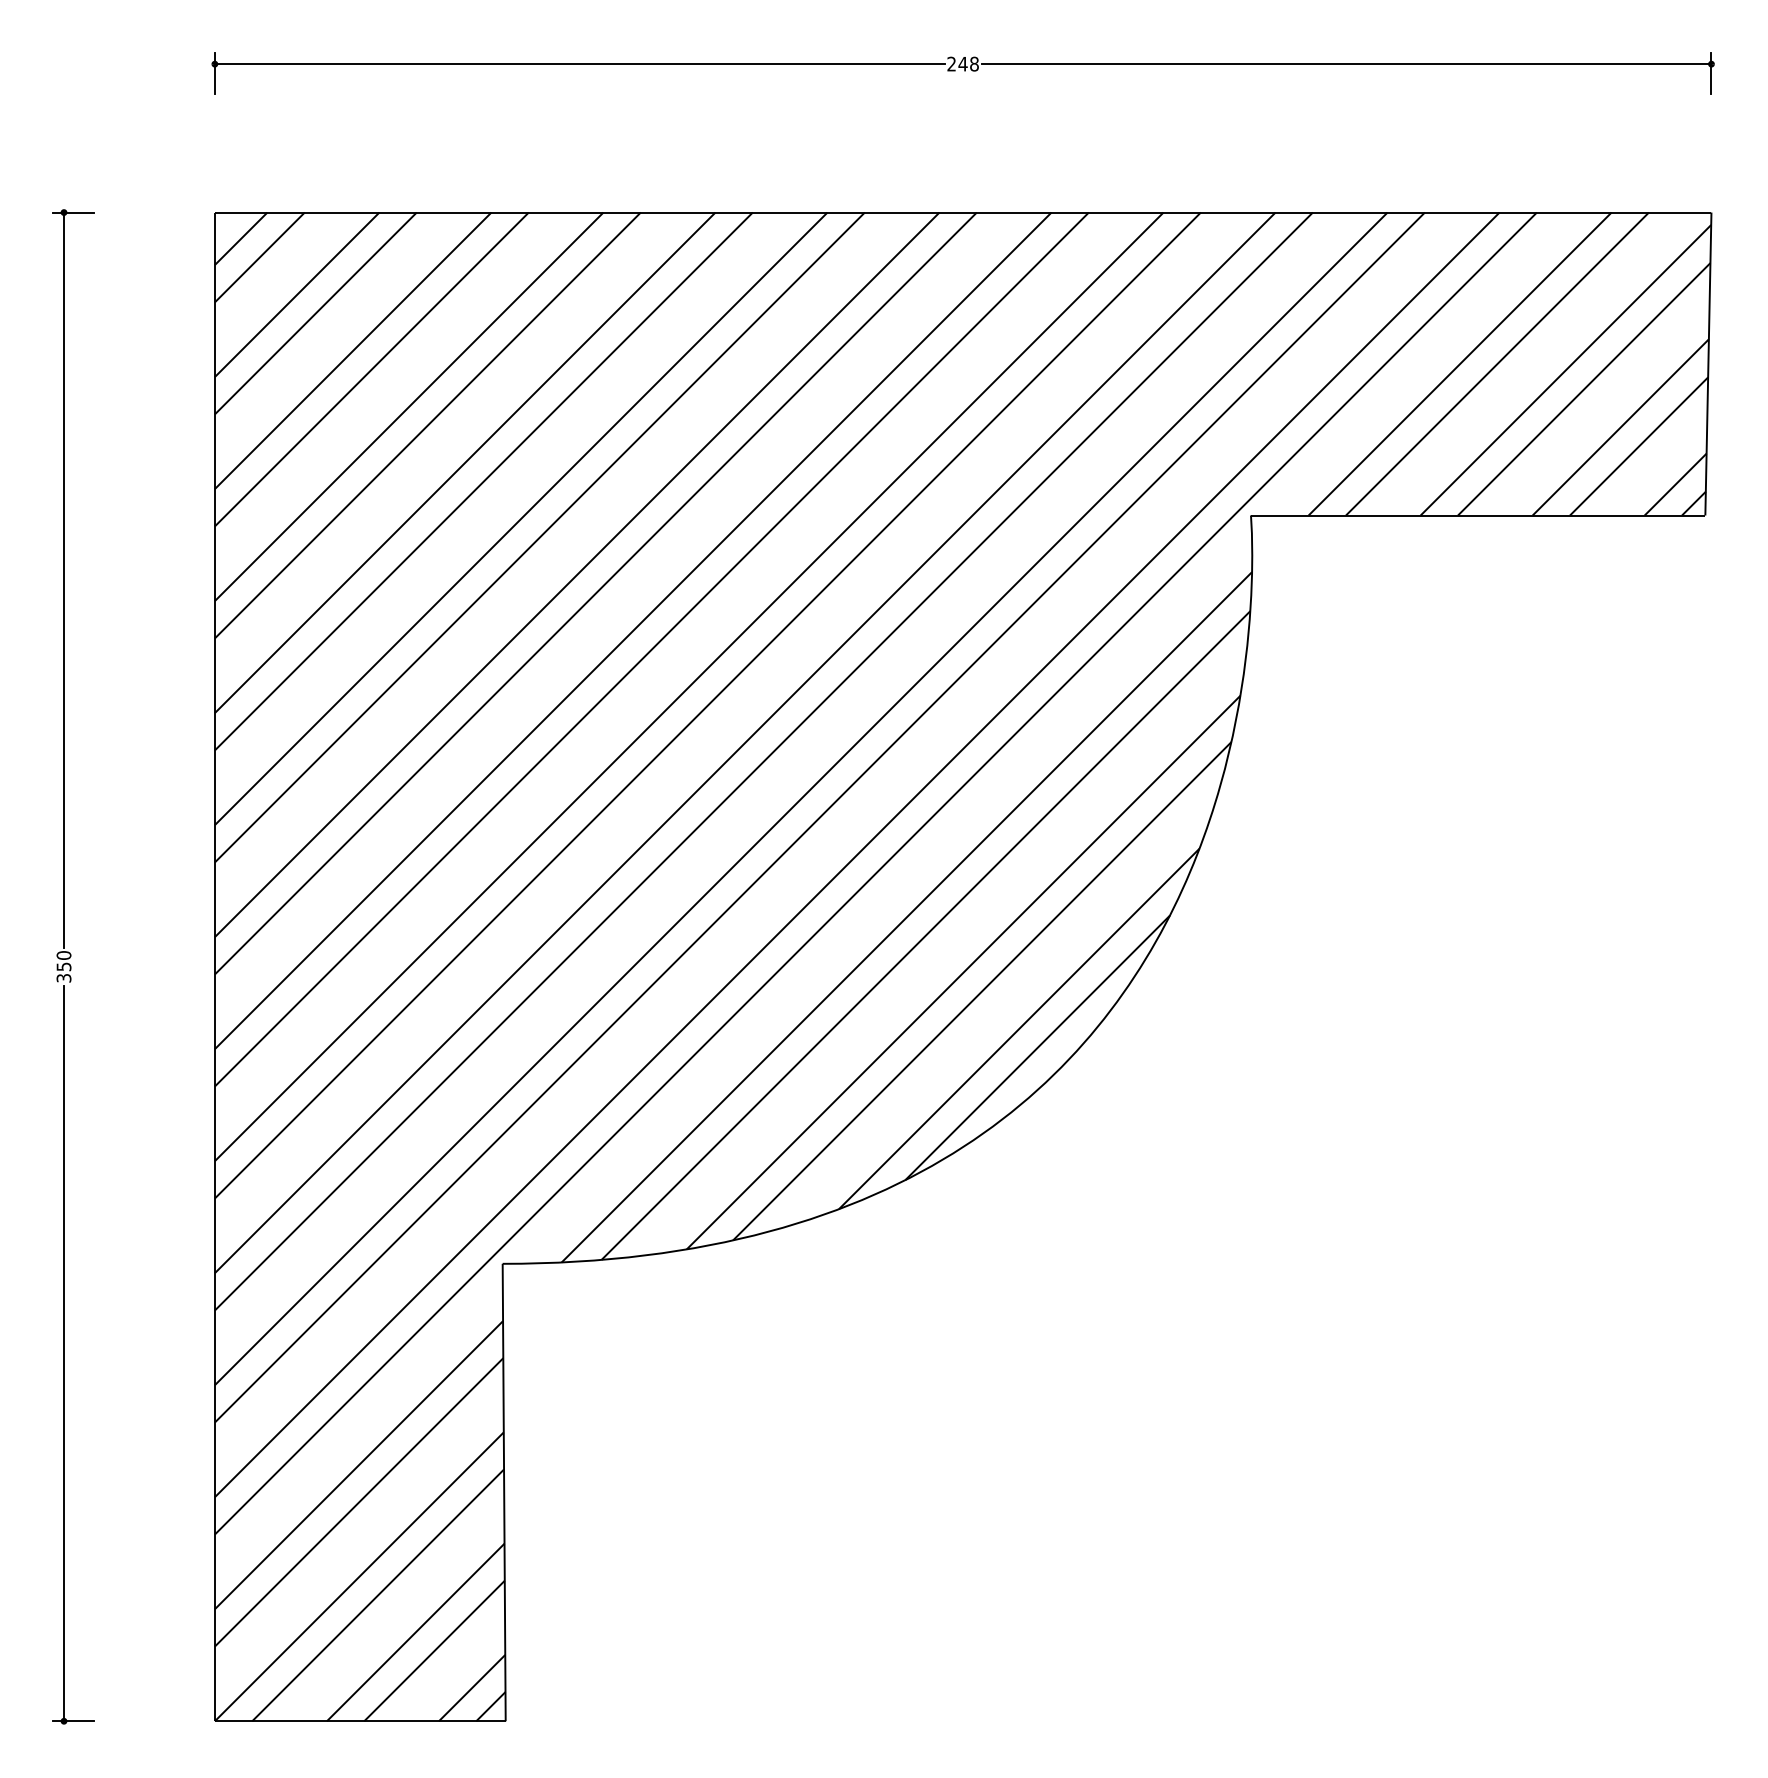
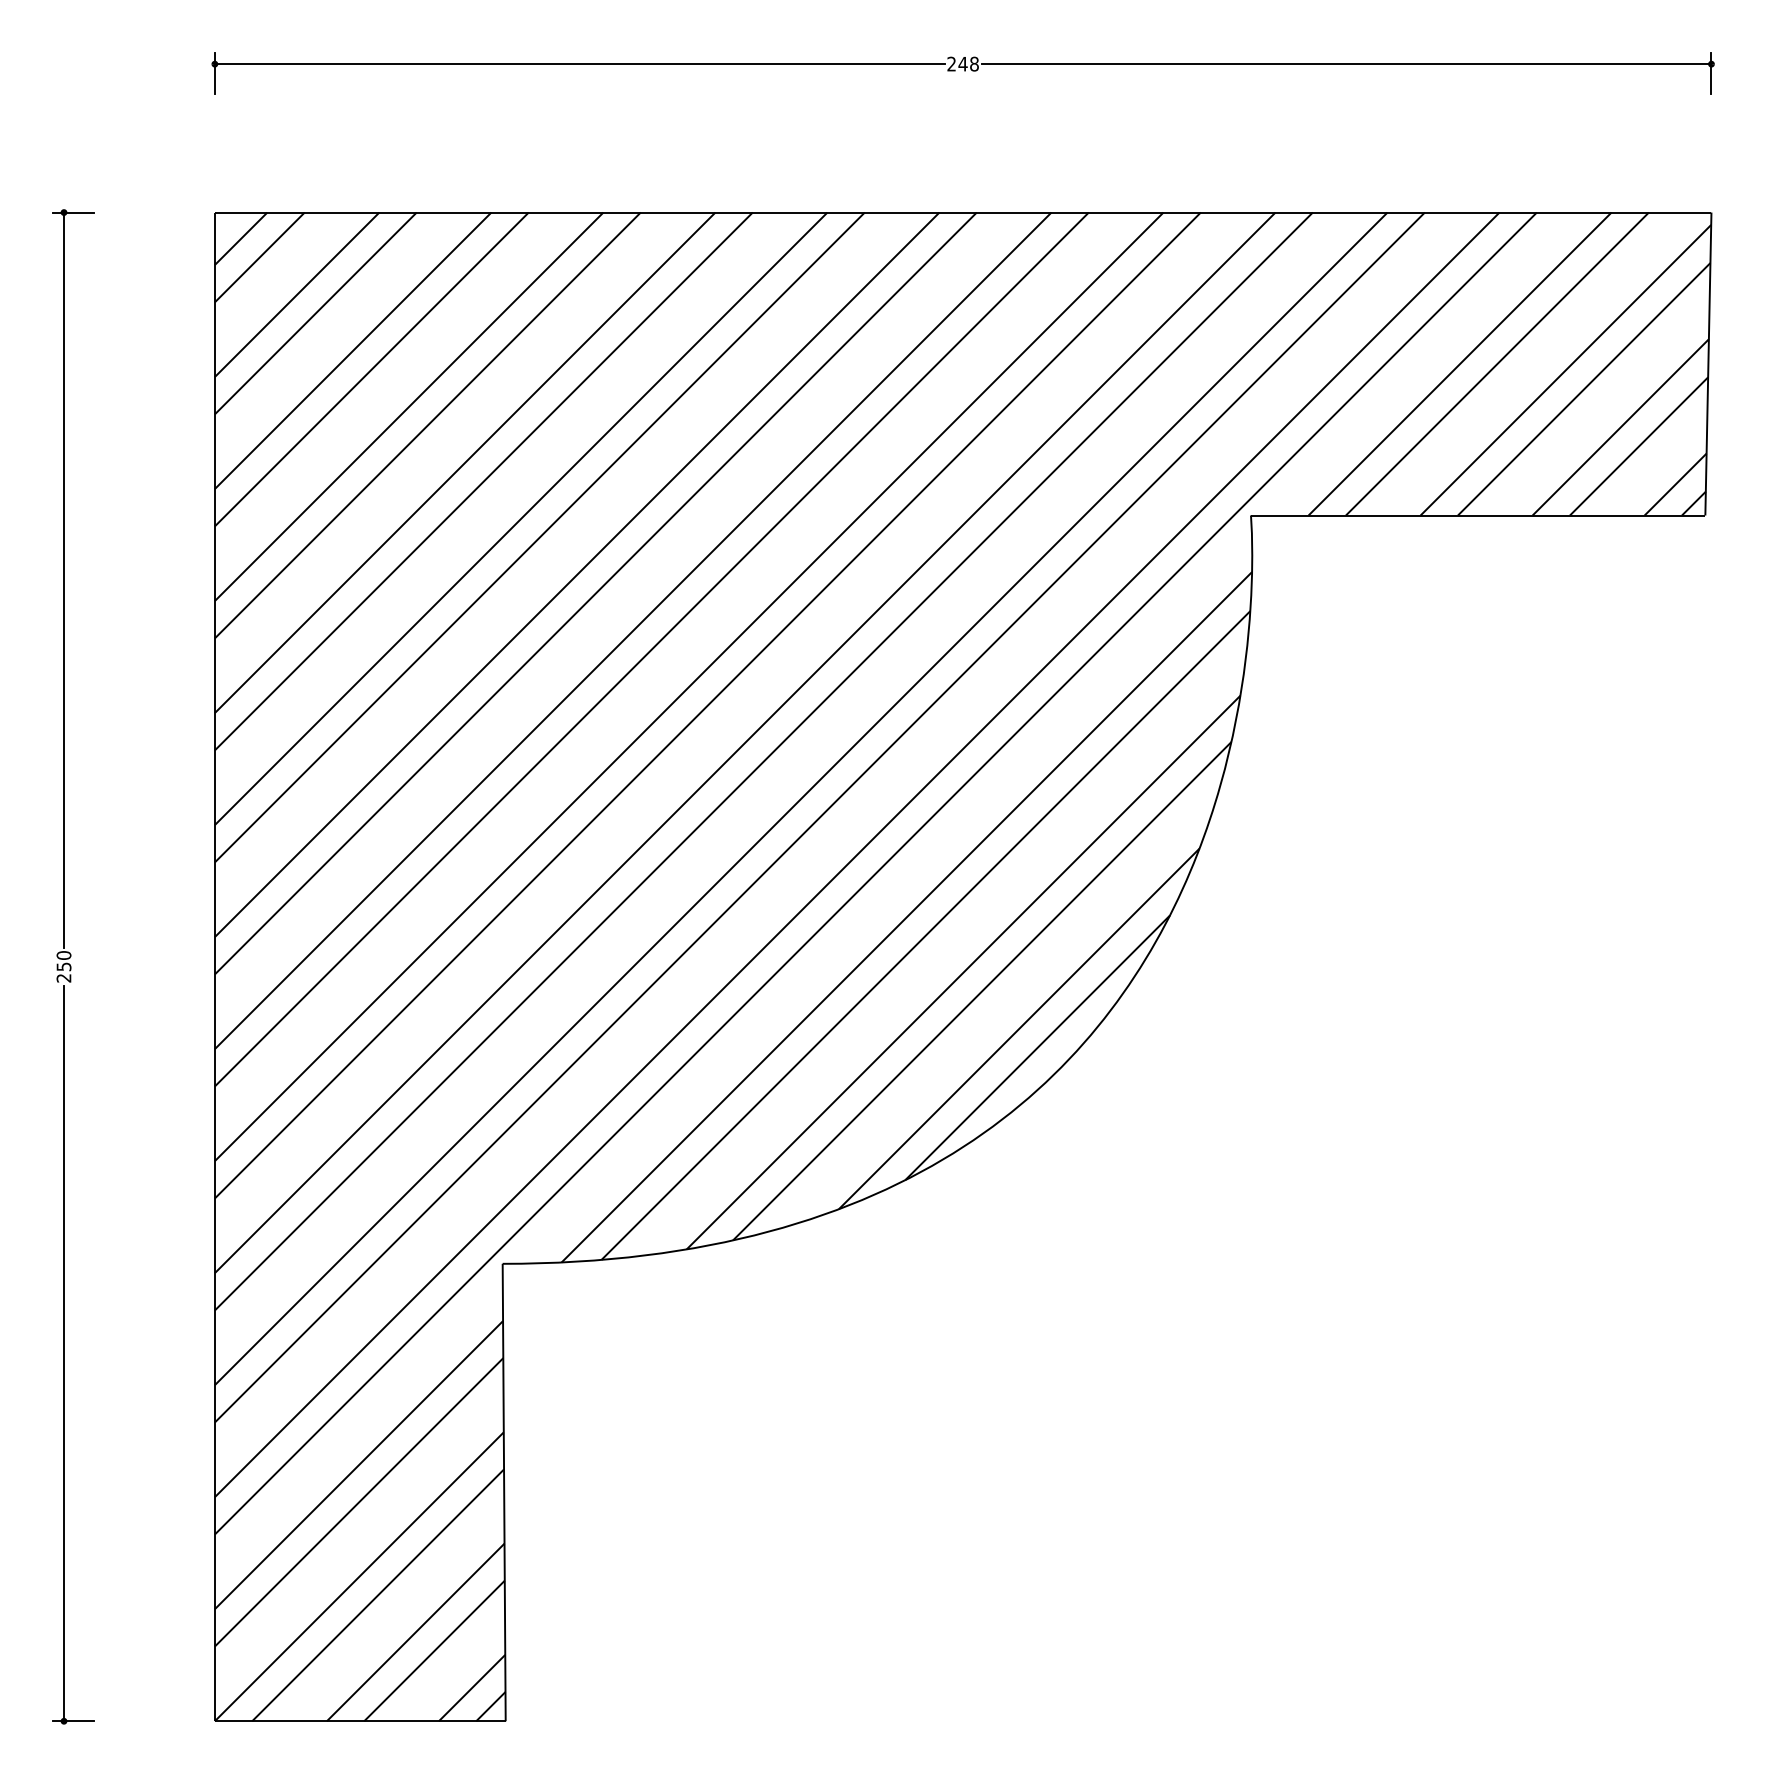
text: 350 -> 250 (64, 978)
